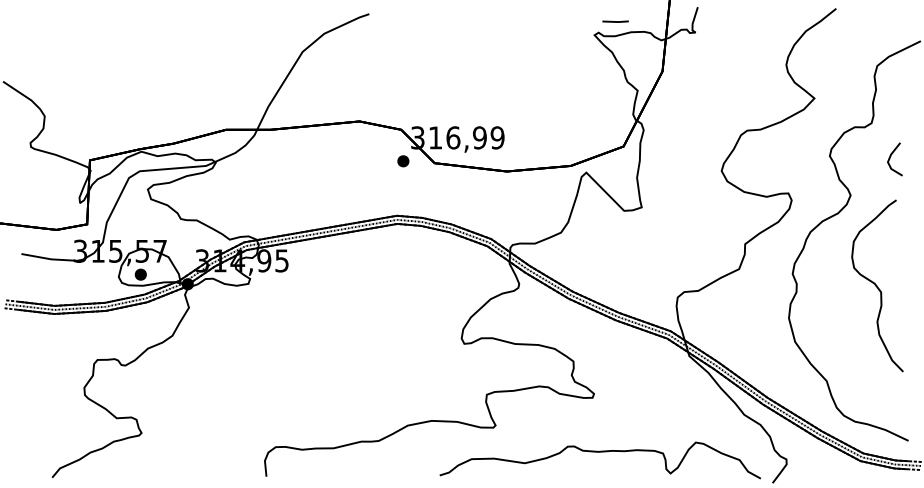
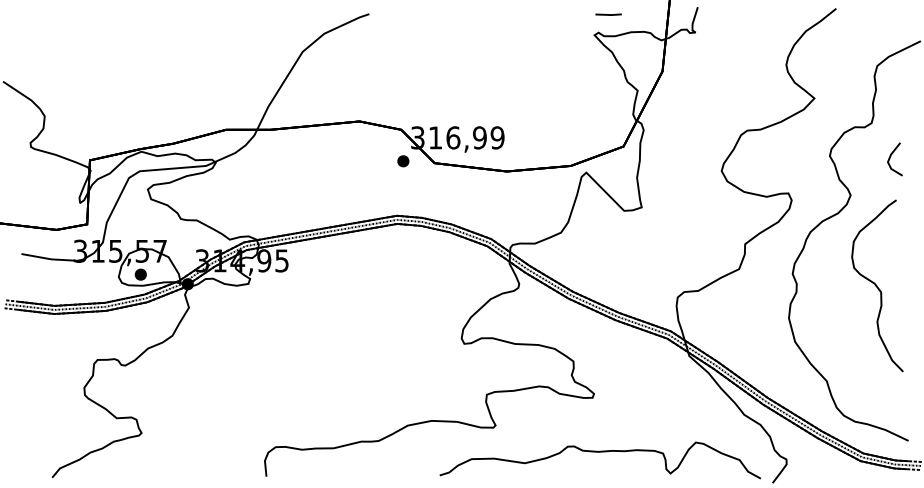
line position: (615, 21) -> (608, 14) (608, 14)
